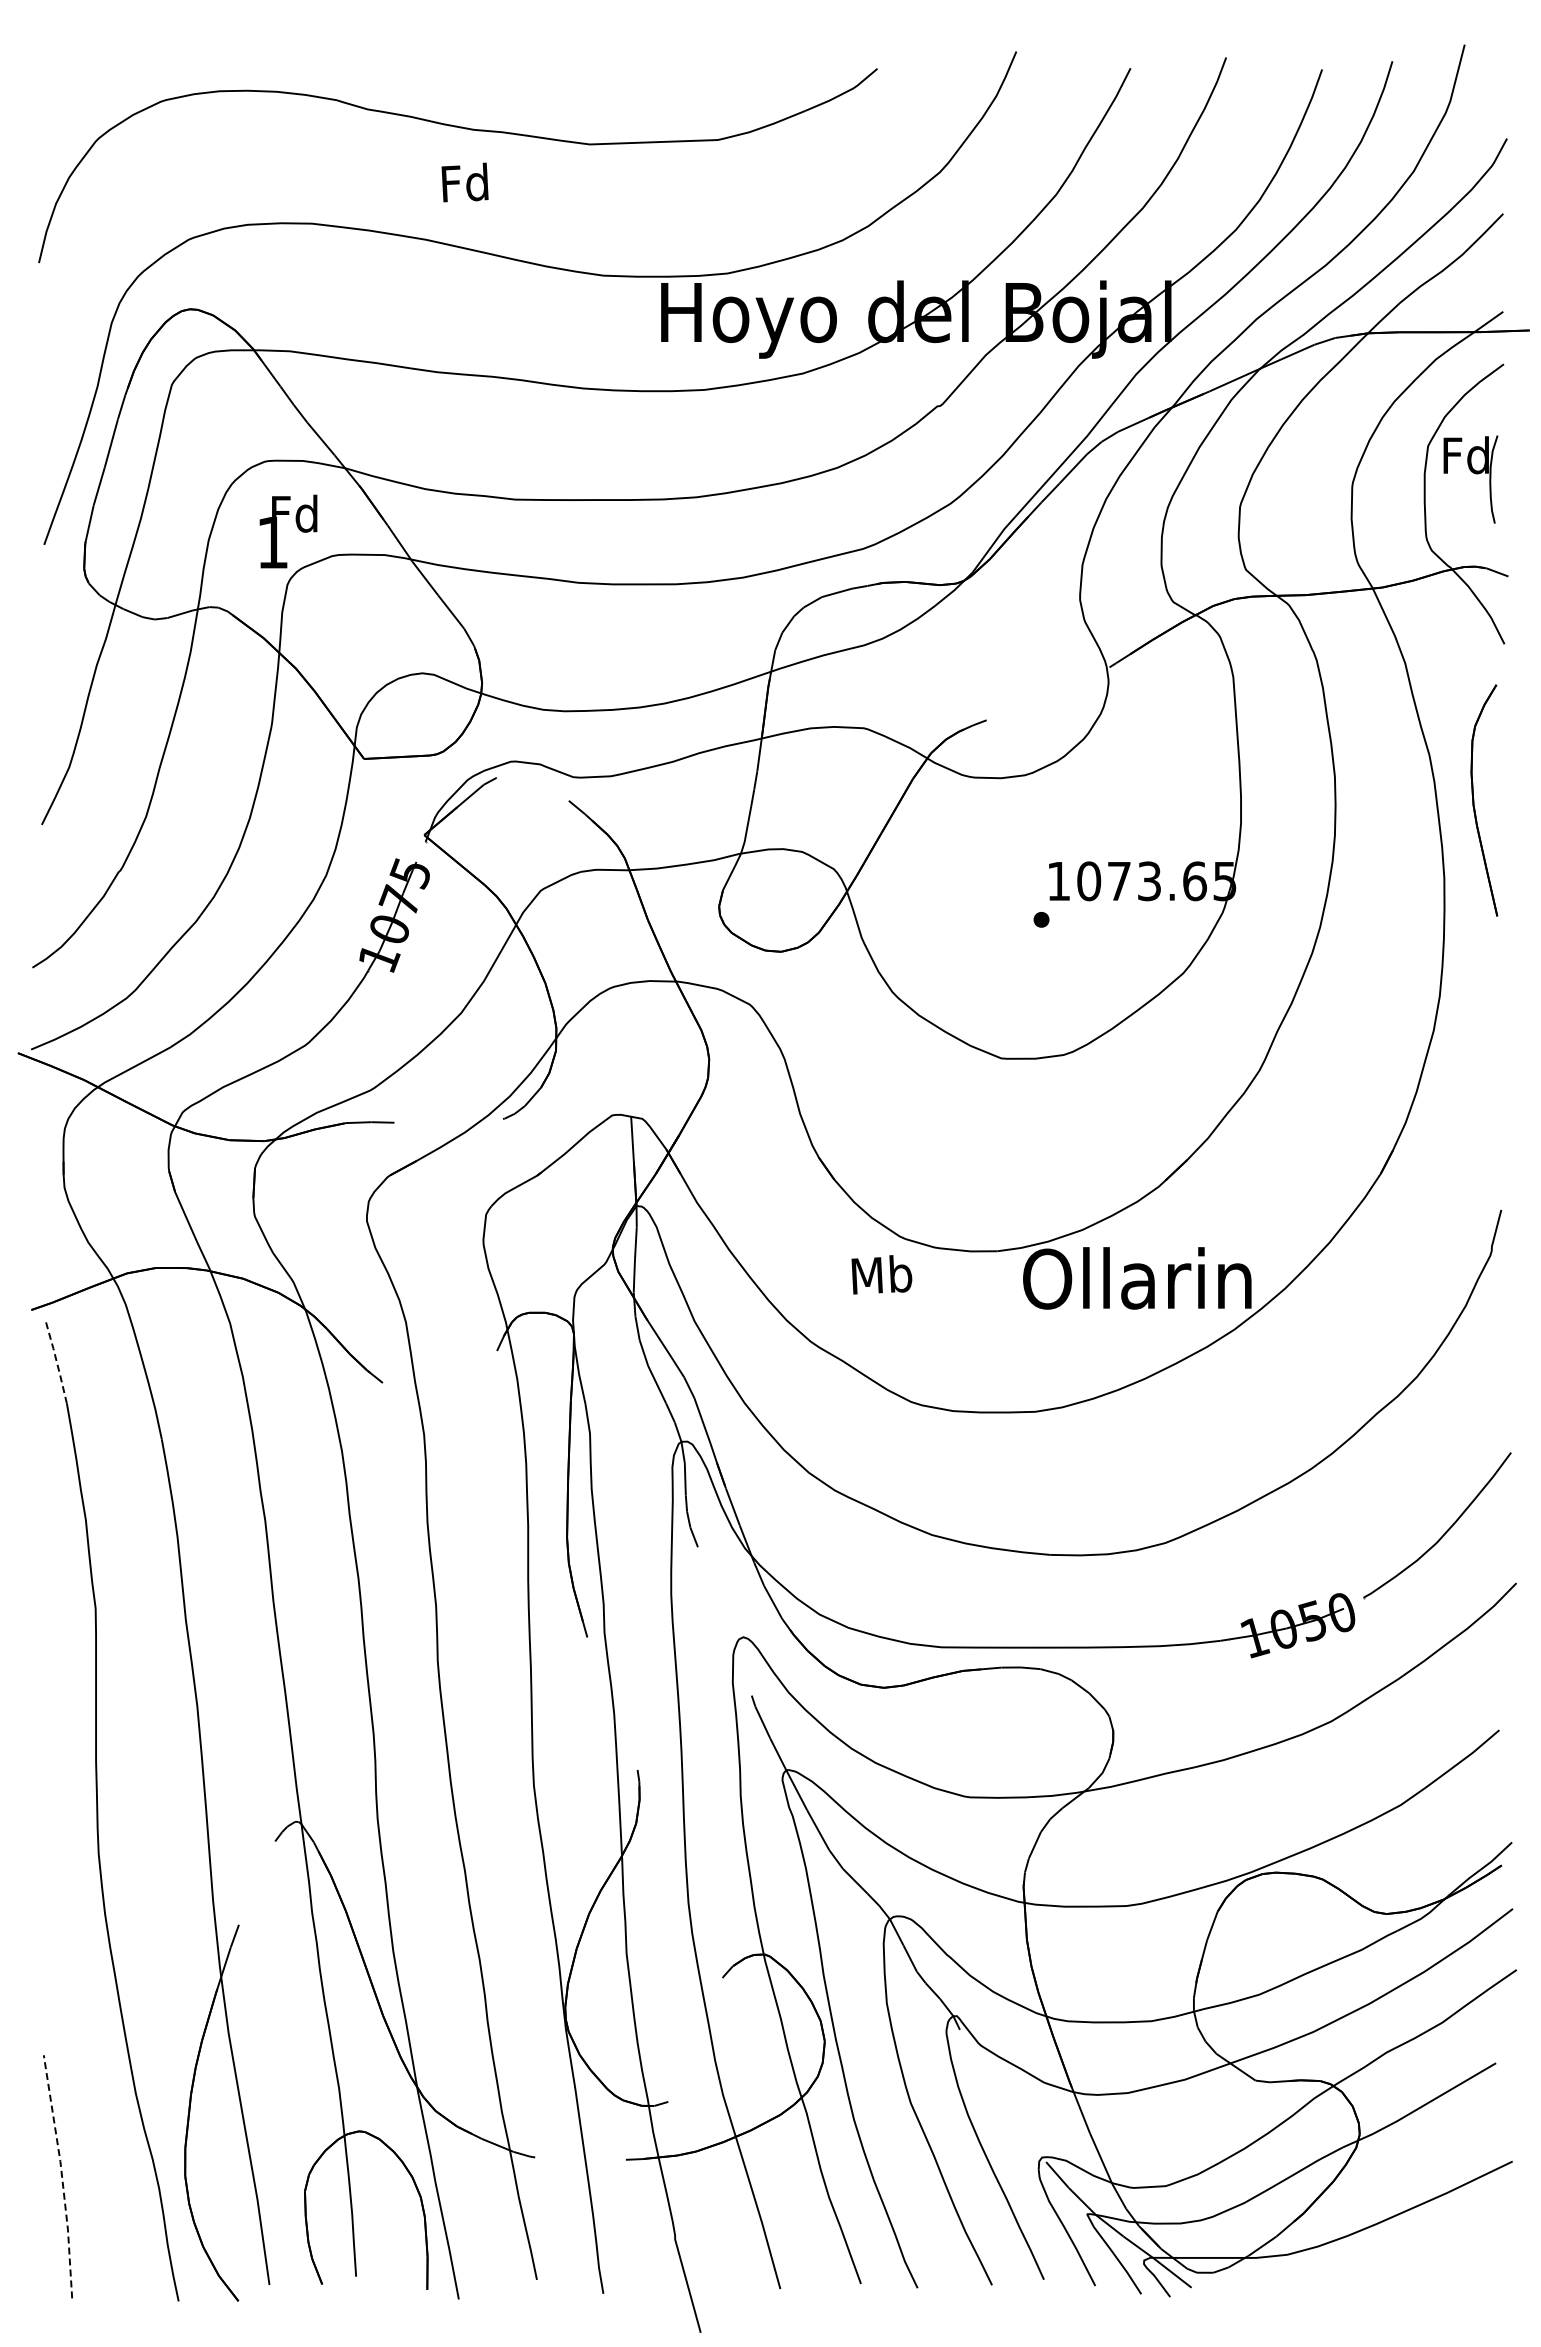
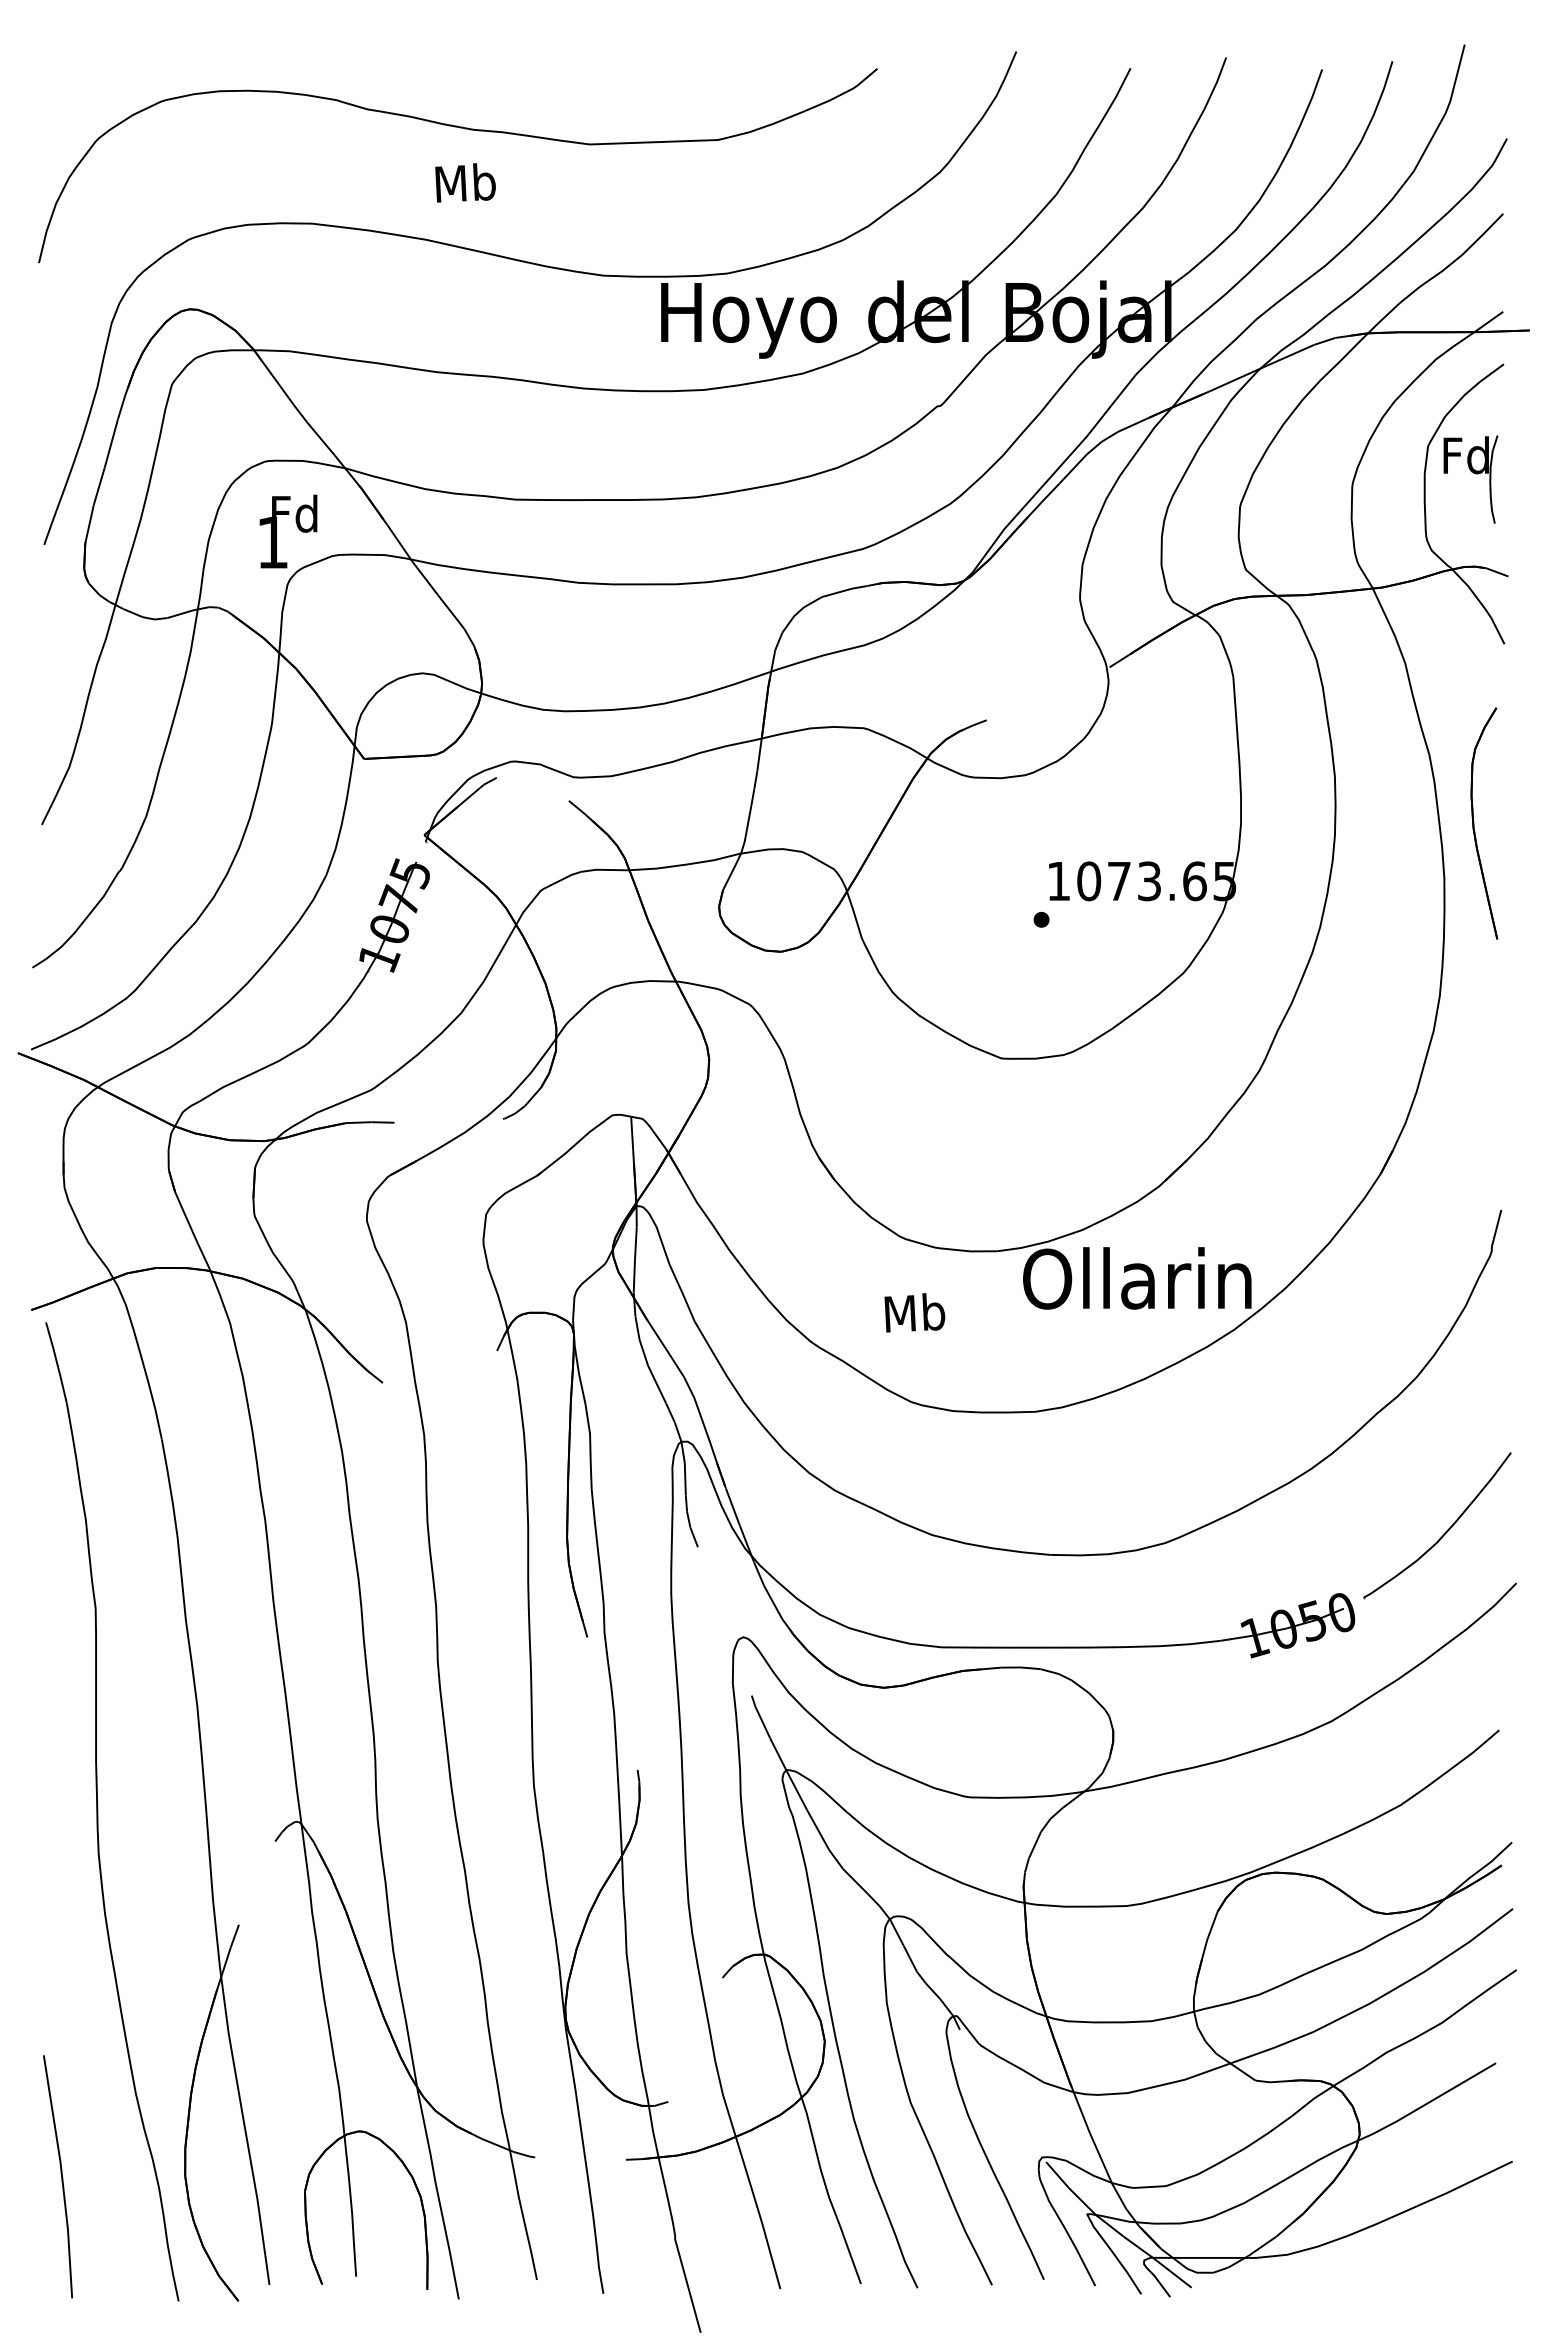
text: Fd -> Mb (465, 182)
part position: (1474, 800) -> (1474, 823) (1474, 823)
text position: (881, 1274) -> (914, 1312) (914, 1312)
line: dashed -> solid (56, 1362)
line: dashed -> solid (62, 2176)
